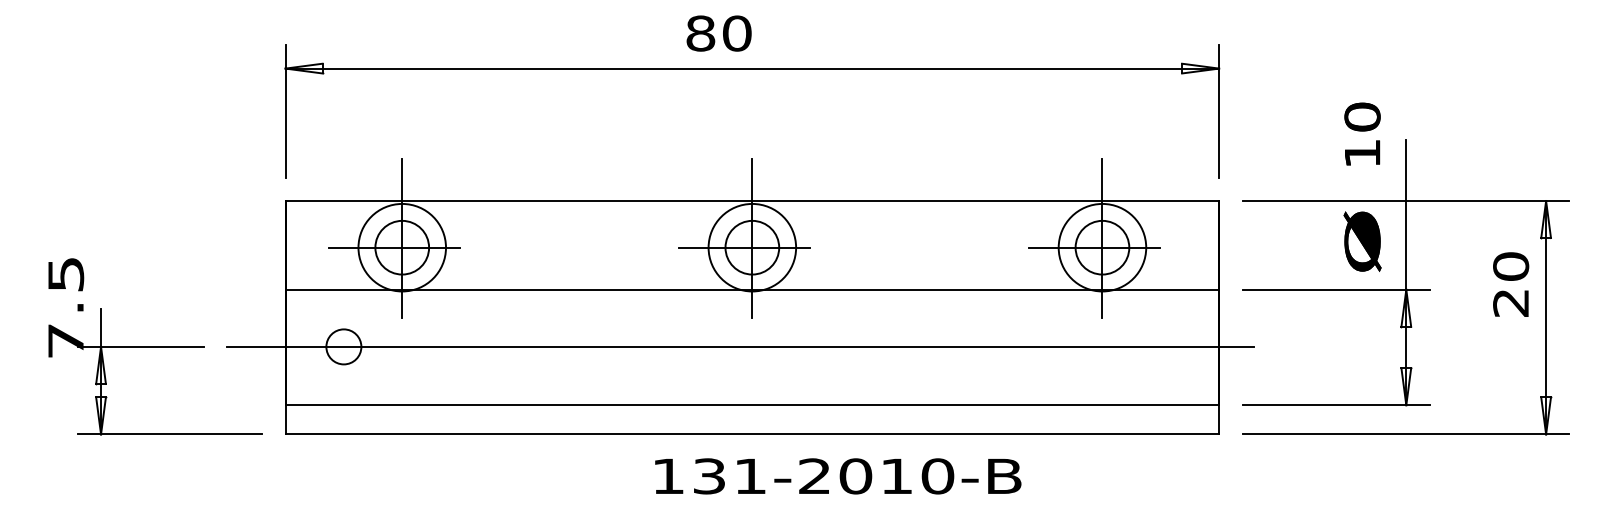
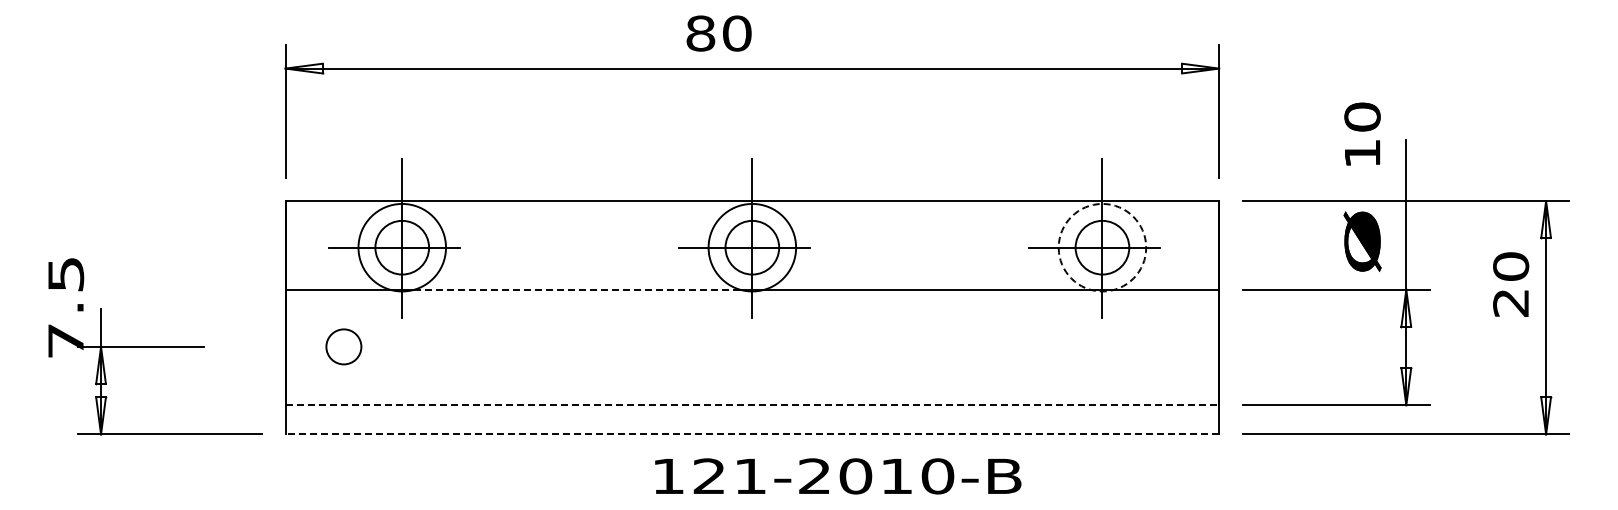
circle: solid -> dashed (1102, 247)
line: solid -> dashed (577, 289)
line: present -> none (740, 346)
line: solid -> dashed (752, 405)
line: solid -> dashed (752, 434)
text: 131-2010-B -> 121-2010-B (708, 476)
